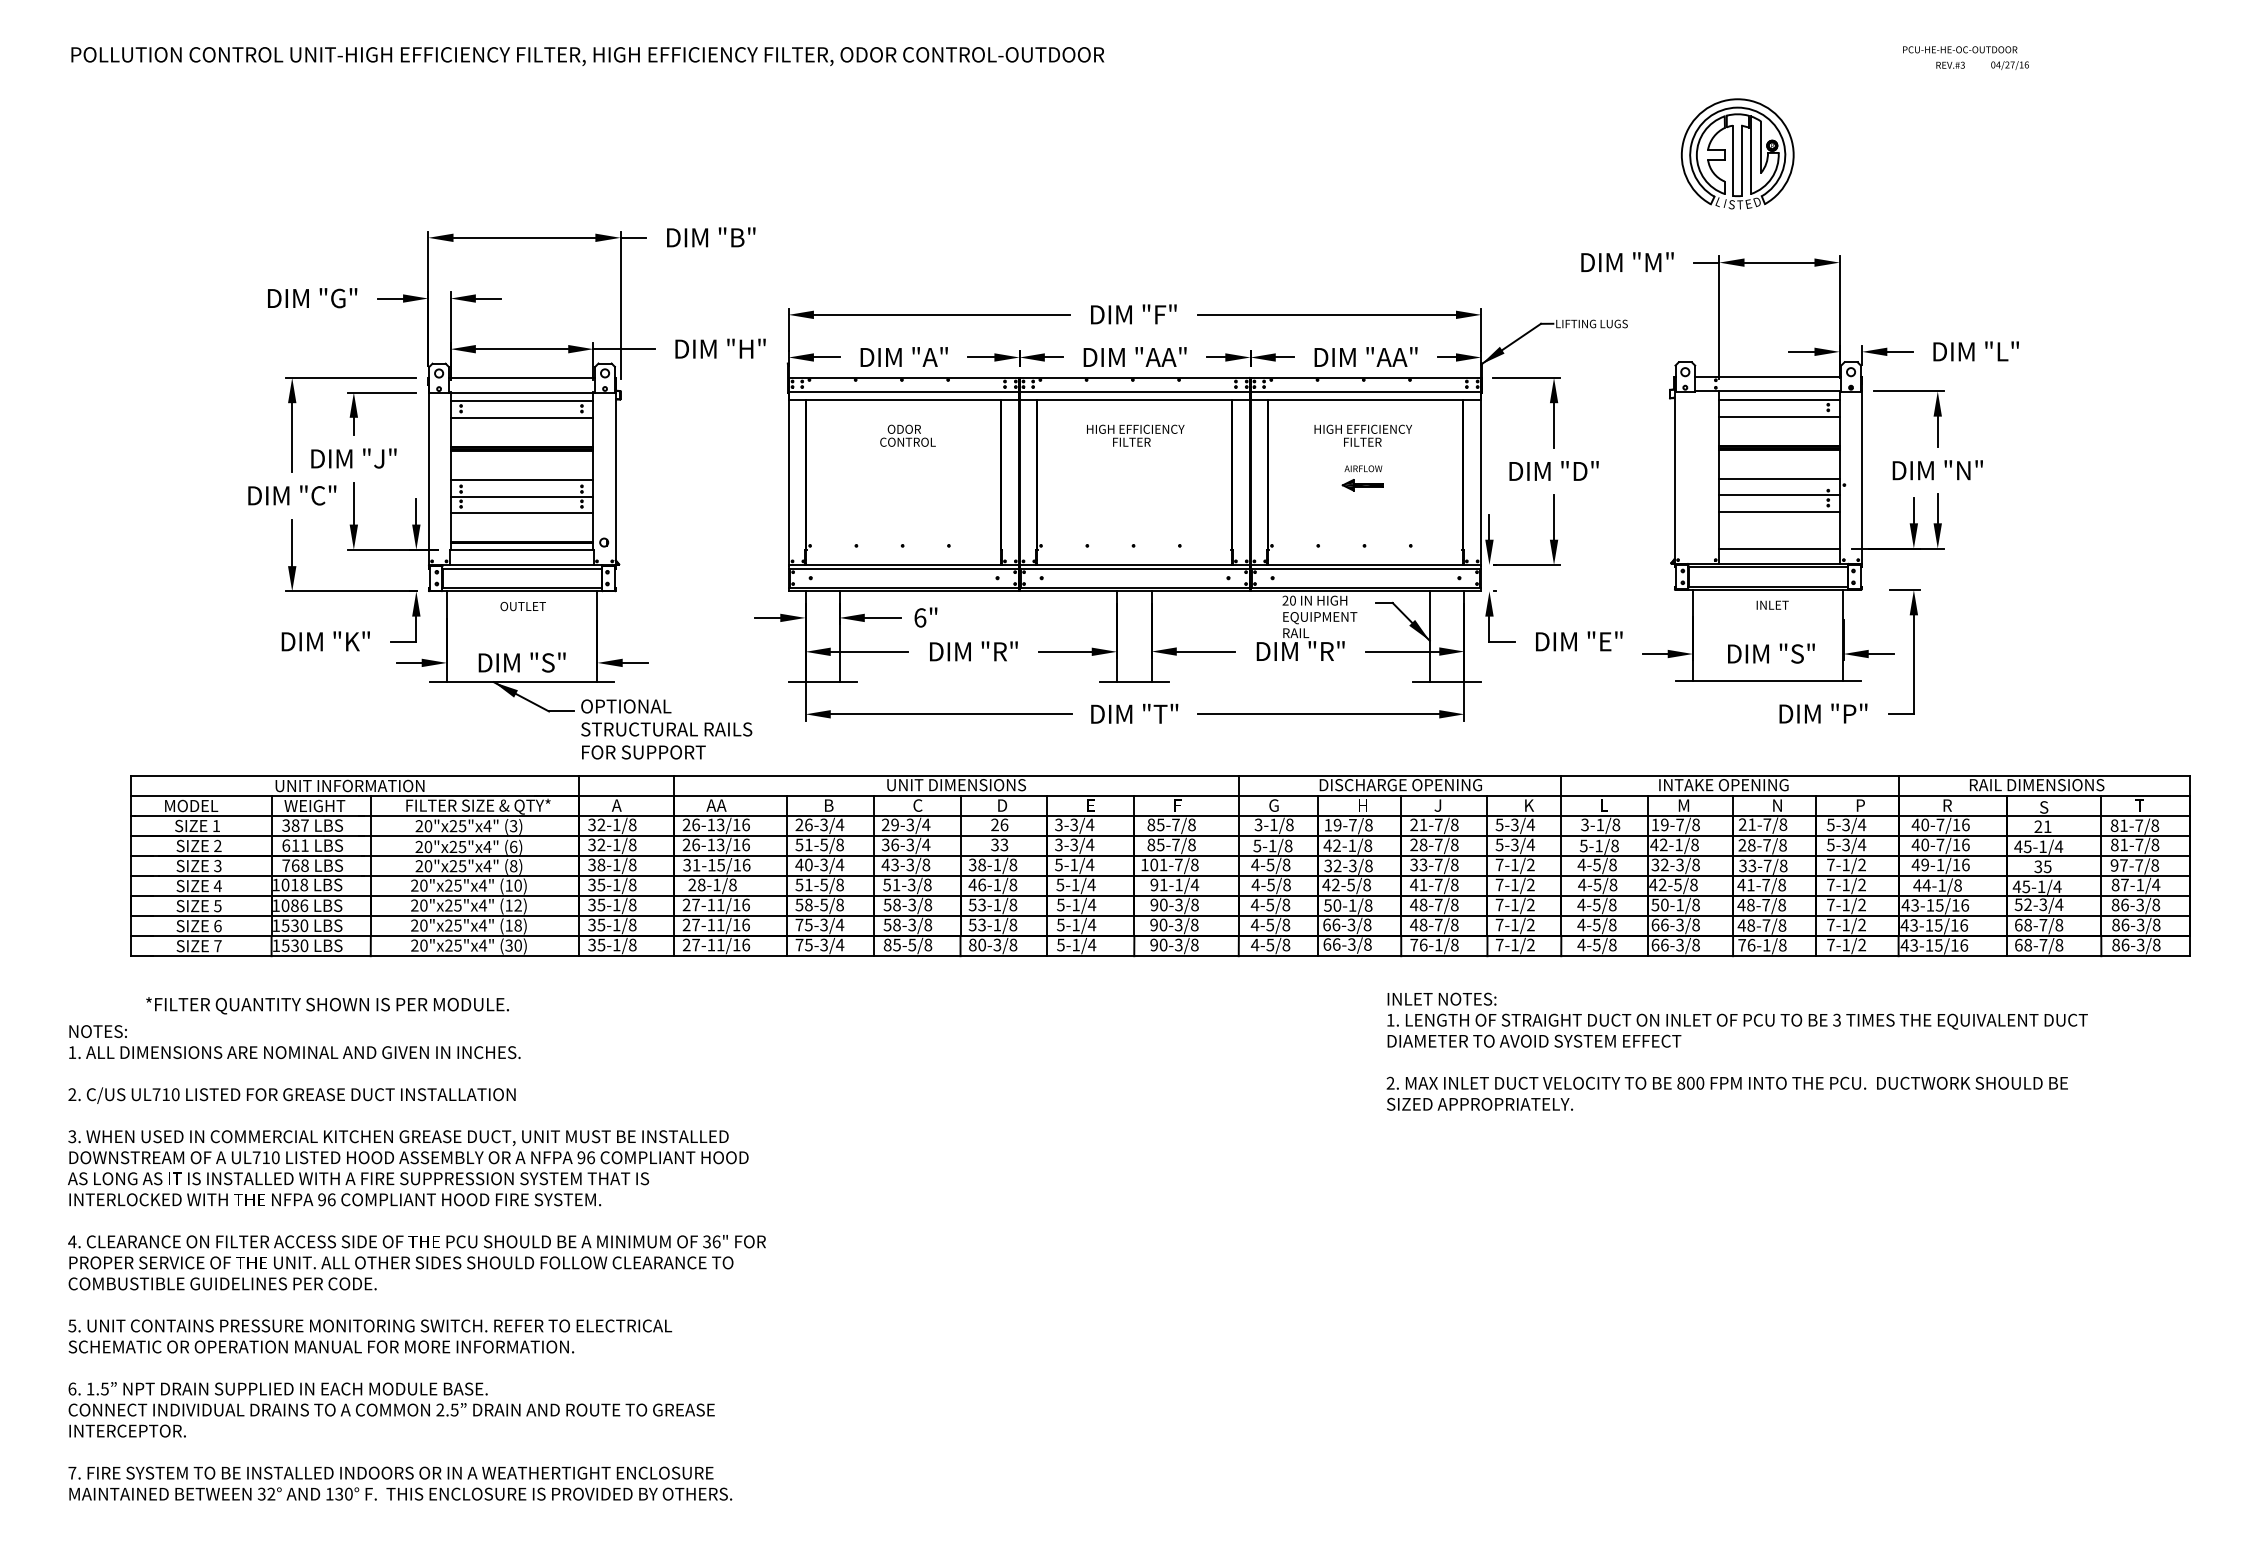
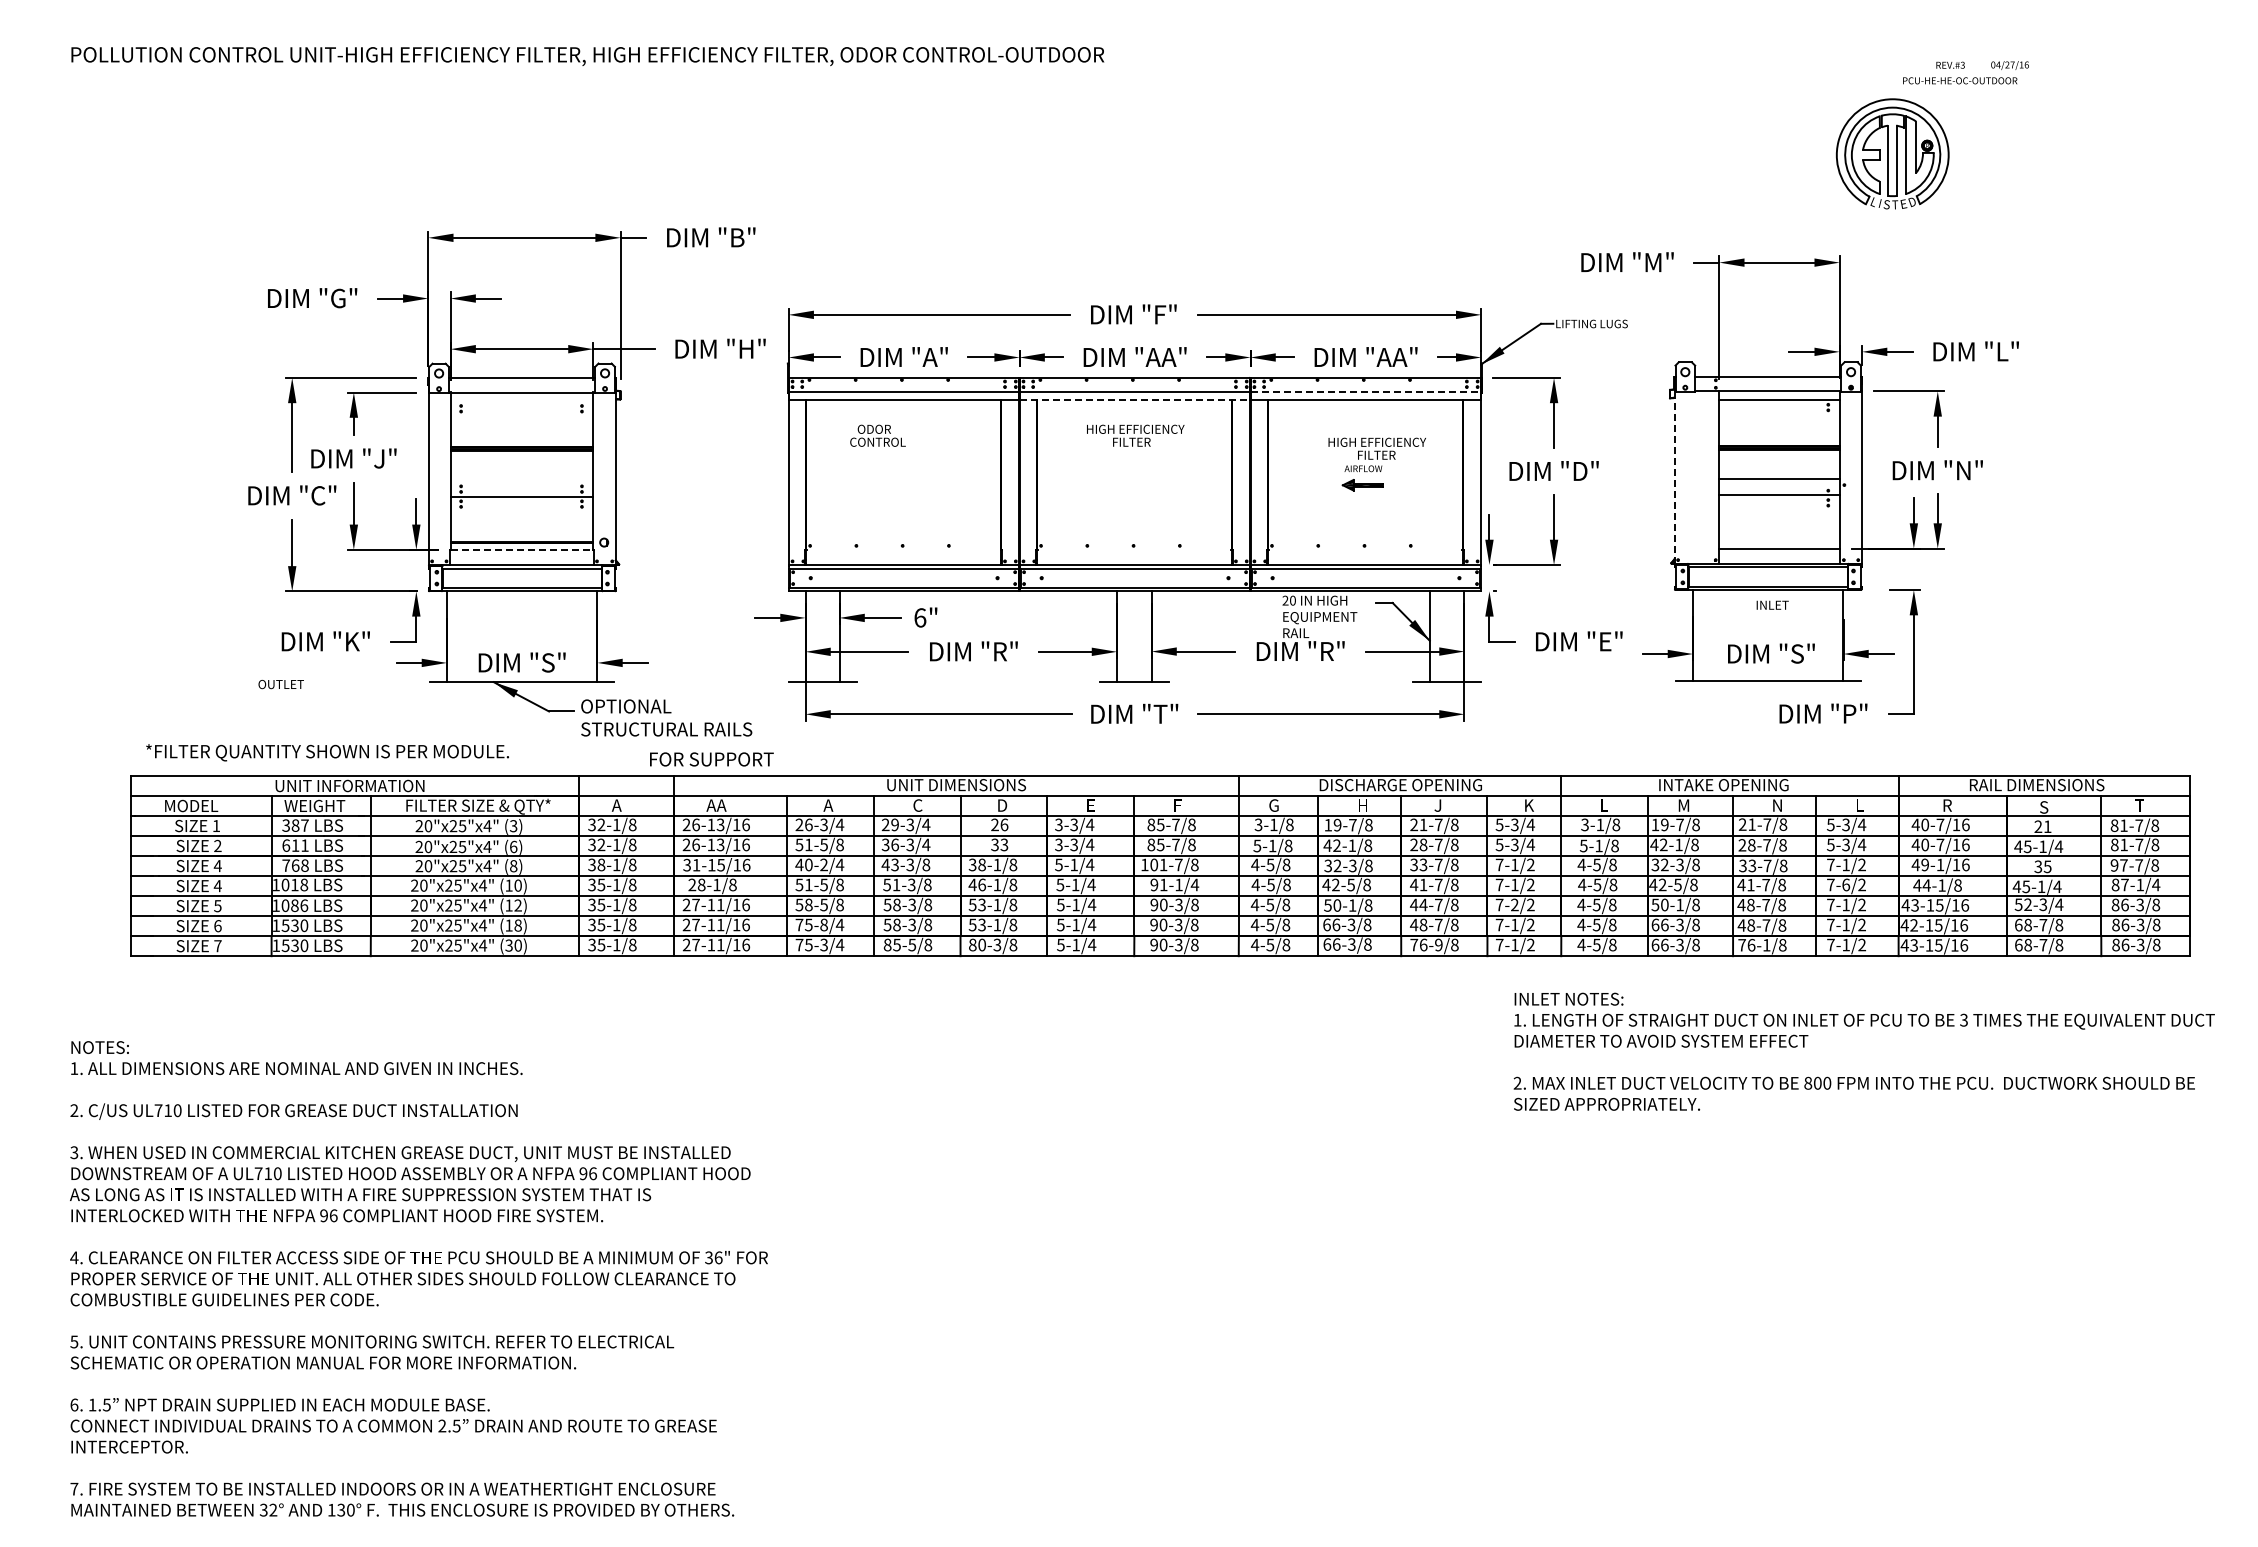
text position: (1960, 49) -> (1960, 80) (1960, 80)
part position: (1737, 153) -> (1892, 153) (1892, 153)
line: solid -> dashed (1366, 391)
line: solid -> dashed (1135, 399)
line: present -> none (521, 401)
line: present -> none (1779, 416)
line: present -> none (521, 417)
text position: (907, 435) -> (877, 435) (877, 435)
text position: (1362, 435) -> (1376, 448) (1376, 448)
line: solid -> dashed (1674, 477)
line: present -> none (521, 480)
line: present -> none (1779, 511)
line: present -> none (521, 513)
line: solid -> dashed (522, 549)
text position: (522, 606) -> (280, 684) (280, 684)
text position: (643, 752) -> (711, 759) (711, 759)
text: B -> A (828, 805)
text: P -> L (1860, 805)
text: 3 -> 4 (217, 865)
text: 40-3/4 -> 40-2/4 (823, 865)
text: 7-1/2 -> 7-6/2 (1846, 884)
text: 48-7/8 -> 44-7/8 (1423, 904)
text: 7-1/2 -> 7-2/2 (1514, 904)
text: 75-3/4 -> 75-8/4 (823, 924)
text: 43-15/16 -> 42-15/16 (1913, 925)
text: 76-1/8 -> 76-9/8 (1438, 944)
text position: (327, 1005) -> (327, 752) (327, 752)
text position: (1736, 1051) -> (1863, 1051) (1863, 1051)
text position: (416, 1262) -> (418, 1278) (418, 1278)
